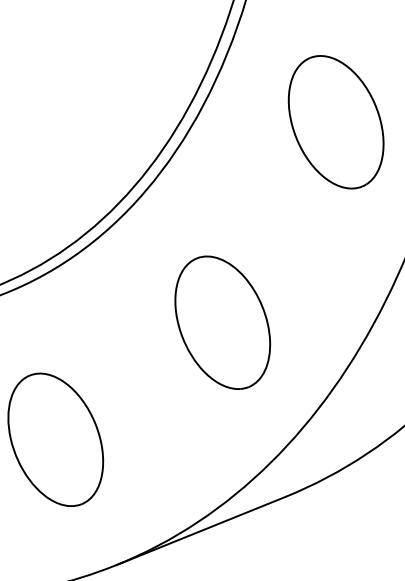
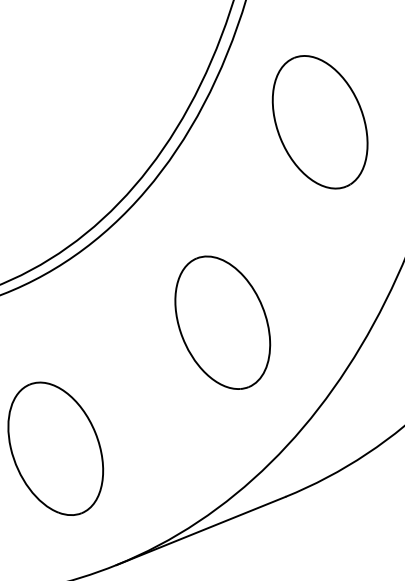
part position: (335, 122) -> (319, 122) (319, 122)
part position: (55, 439) -> (55, 448) (55, 448)
